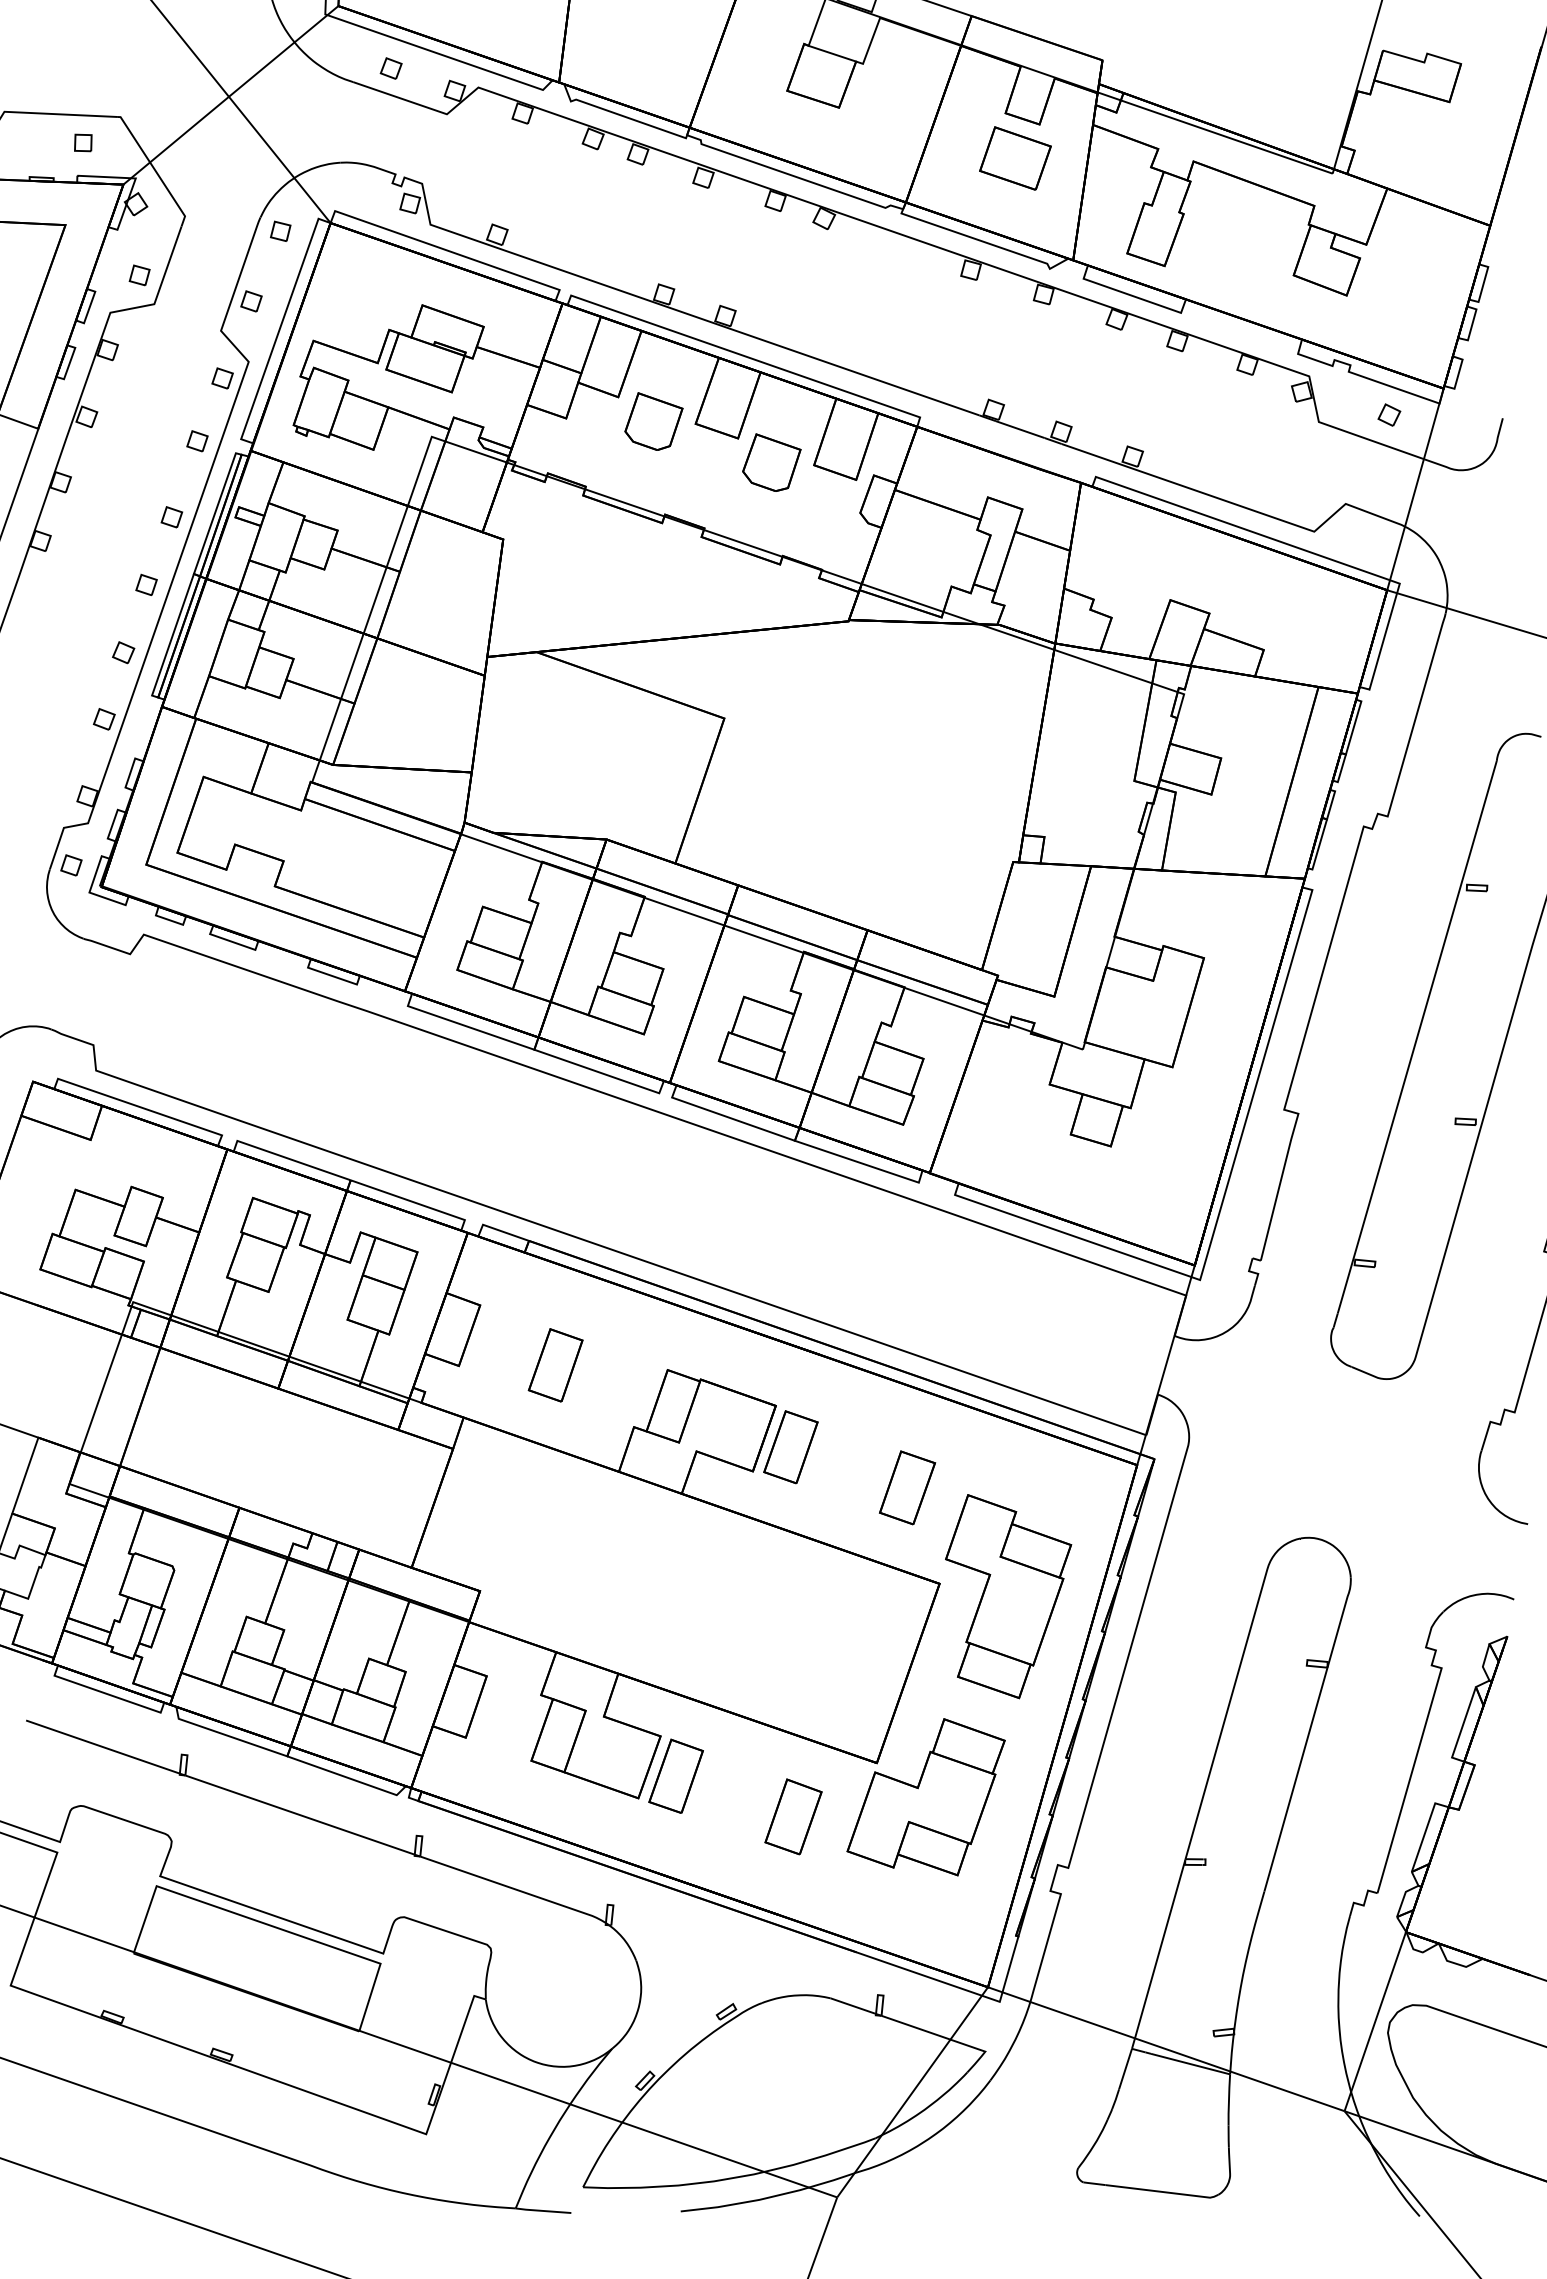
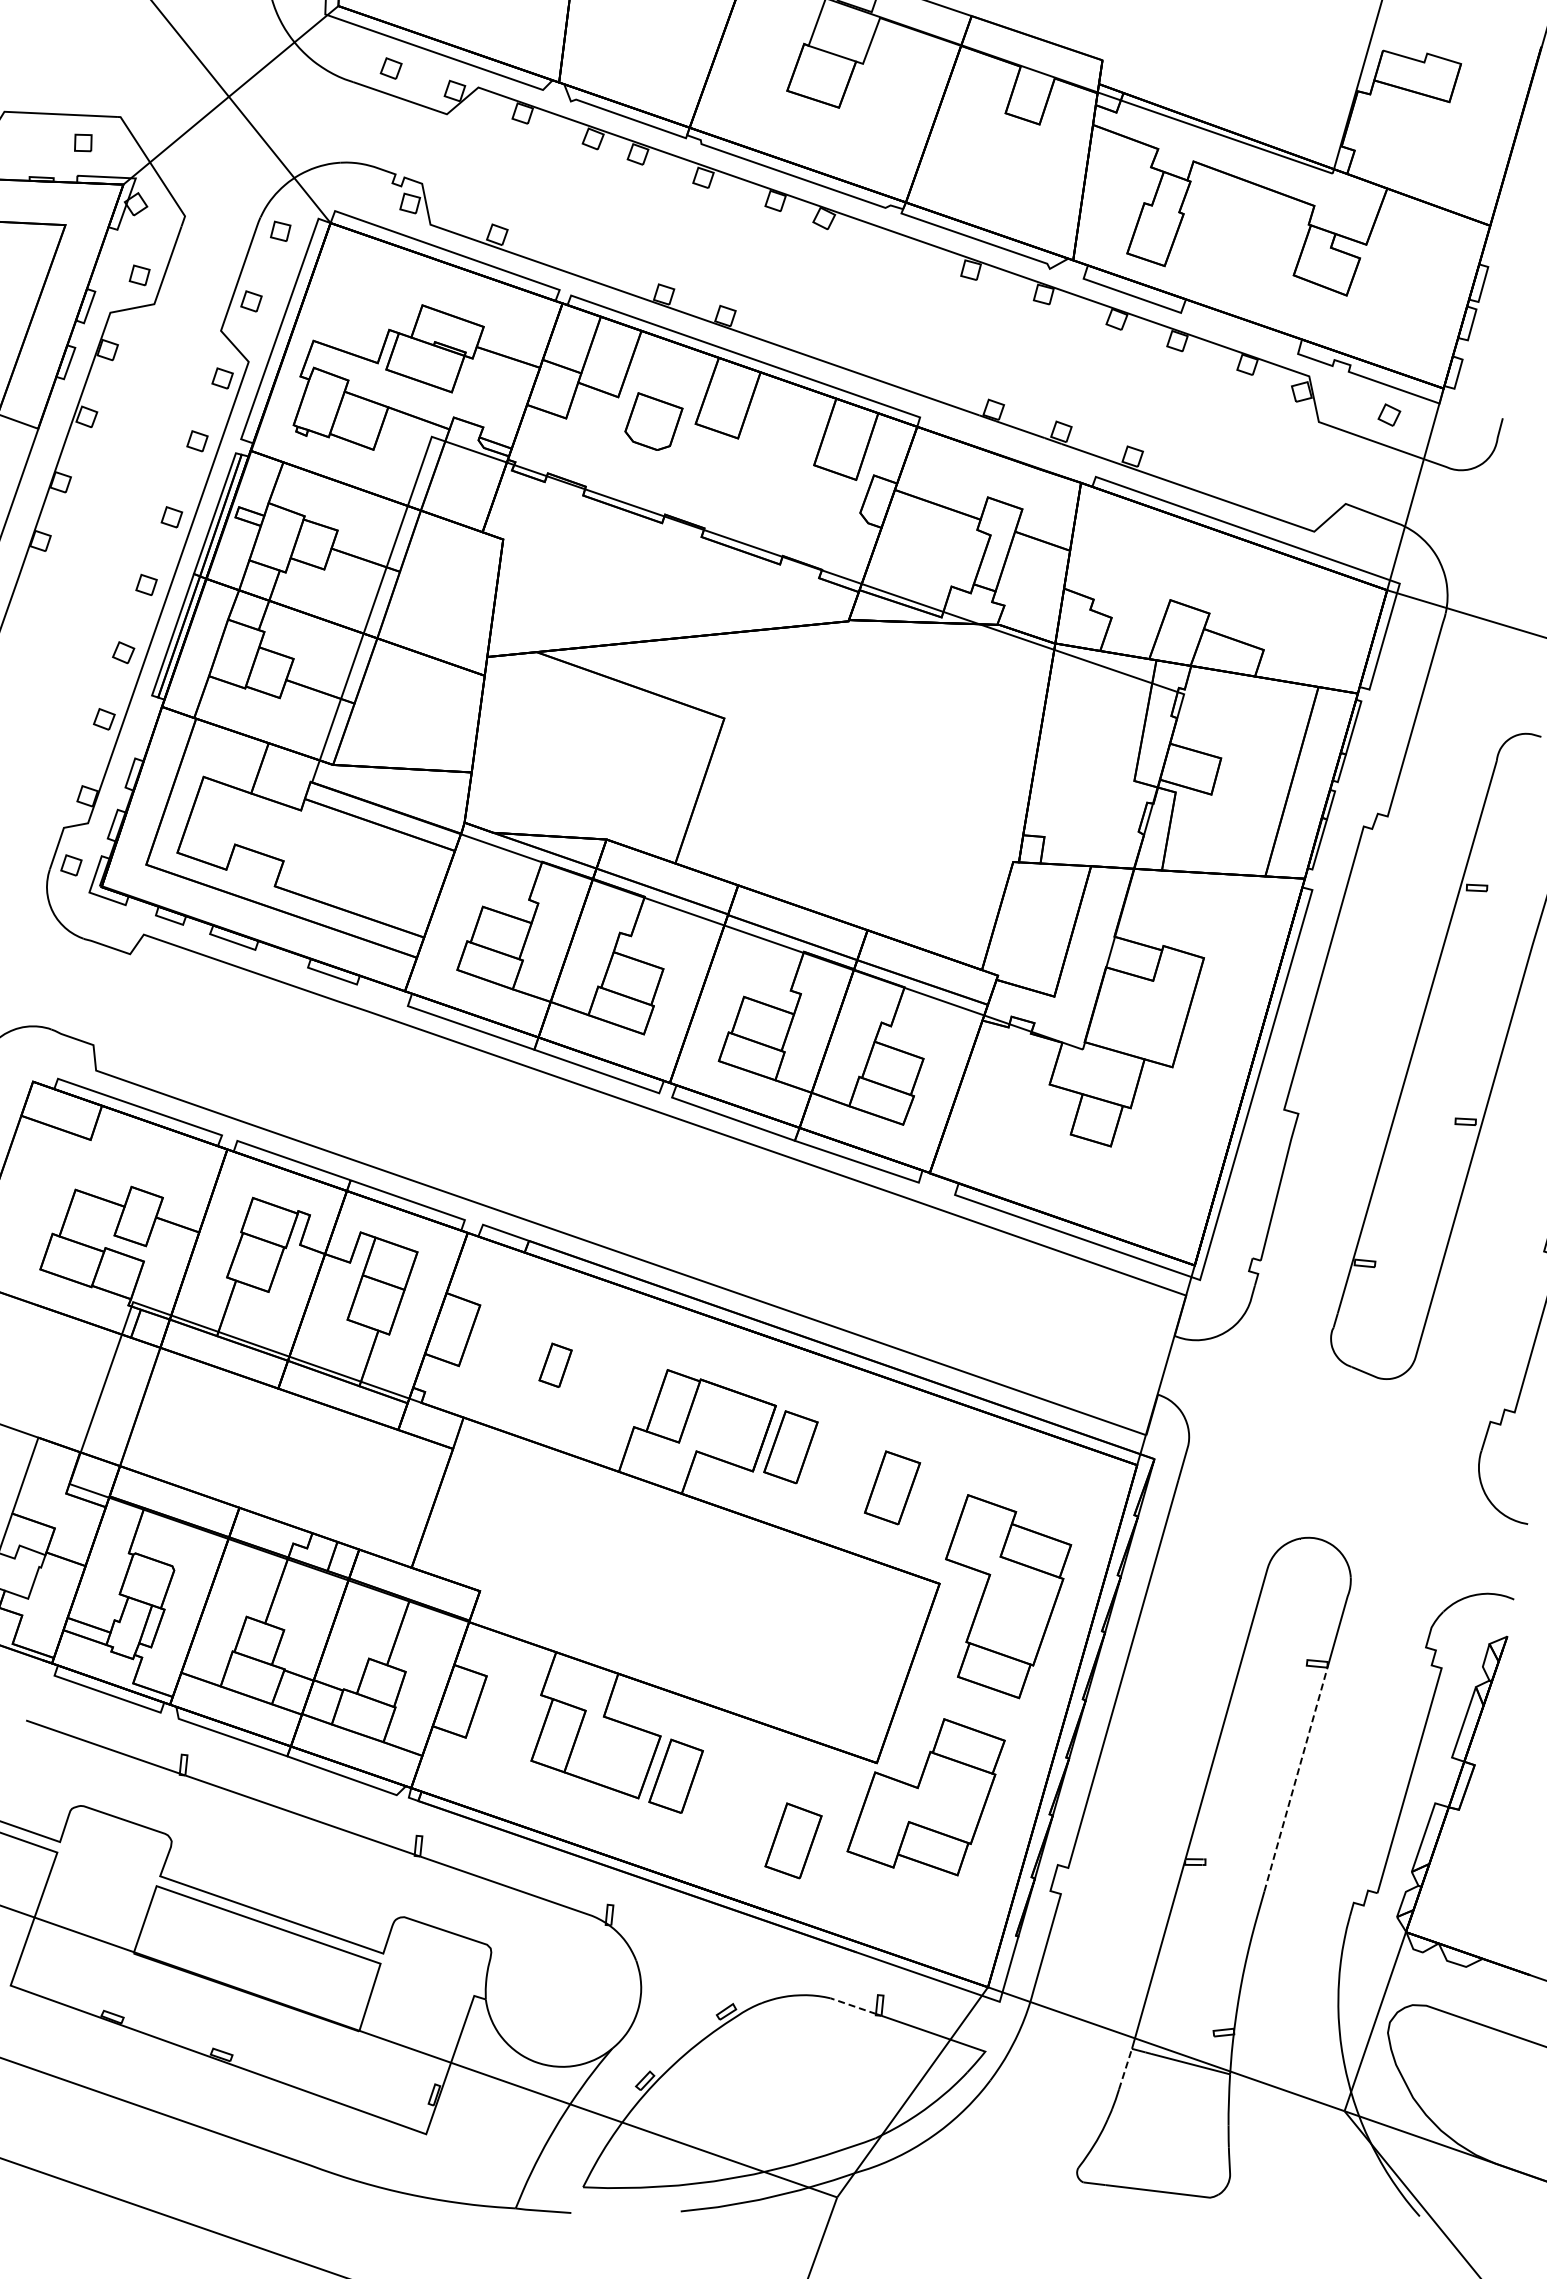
part: present -> none (1015, 158)
part: present -> none (771, 462)
part size: 57x75 px -> 35x46 px (555, 1364)
part position: (907, 1487) -> (892, 1487) (892, 1487)
line: solid -> dashed (1296, 1779)
part position: (793, 1816) -> (793, 1840) (793, 1840)
line: solid -> dashed (852, 2005)
line: solid -> dashed (1125, 2068)
